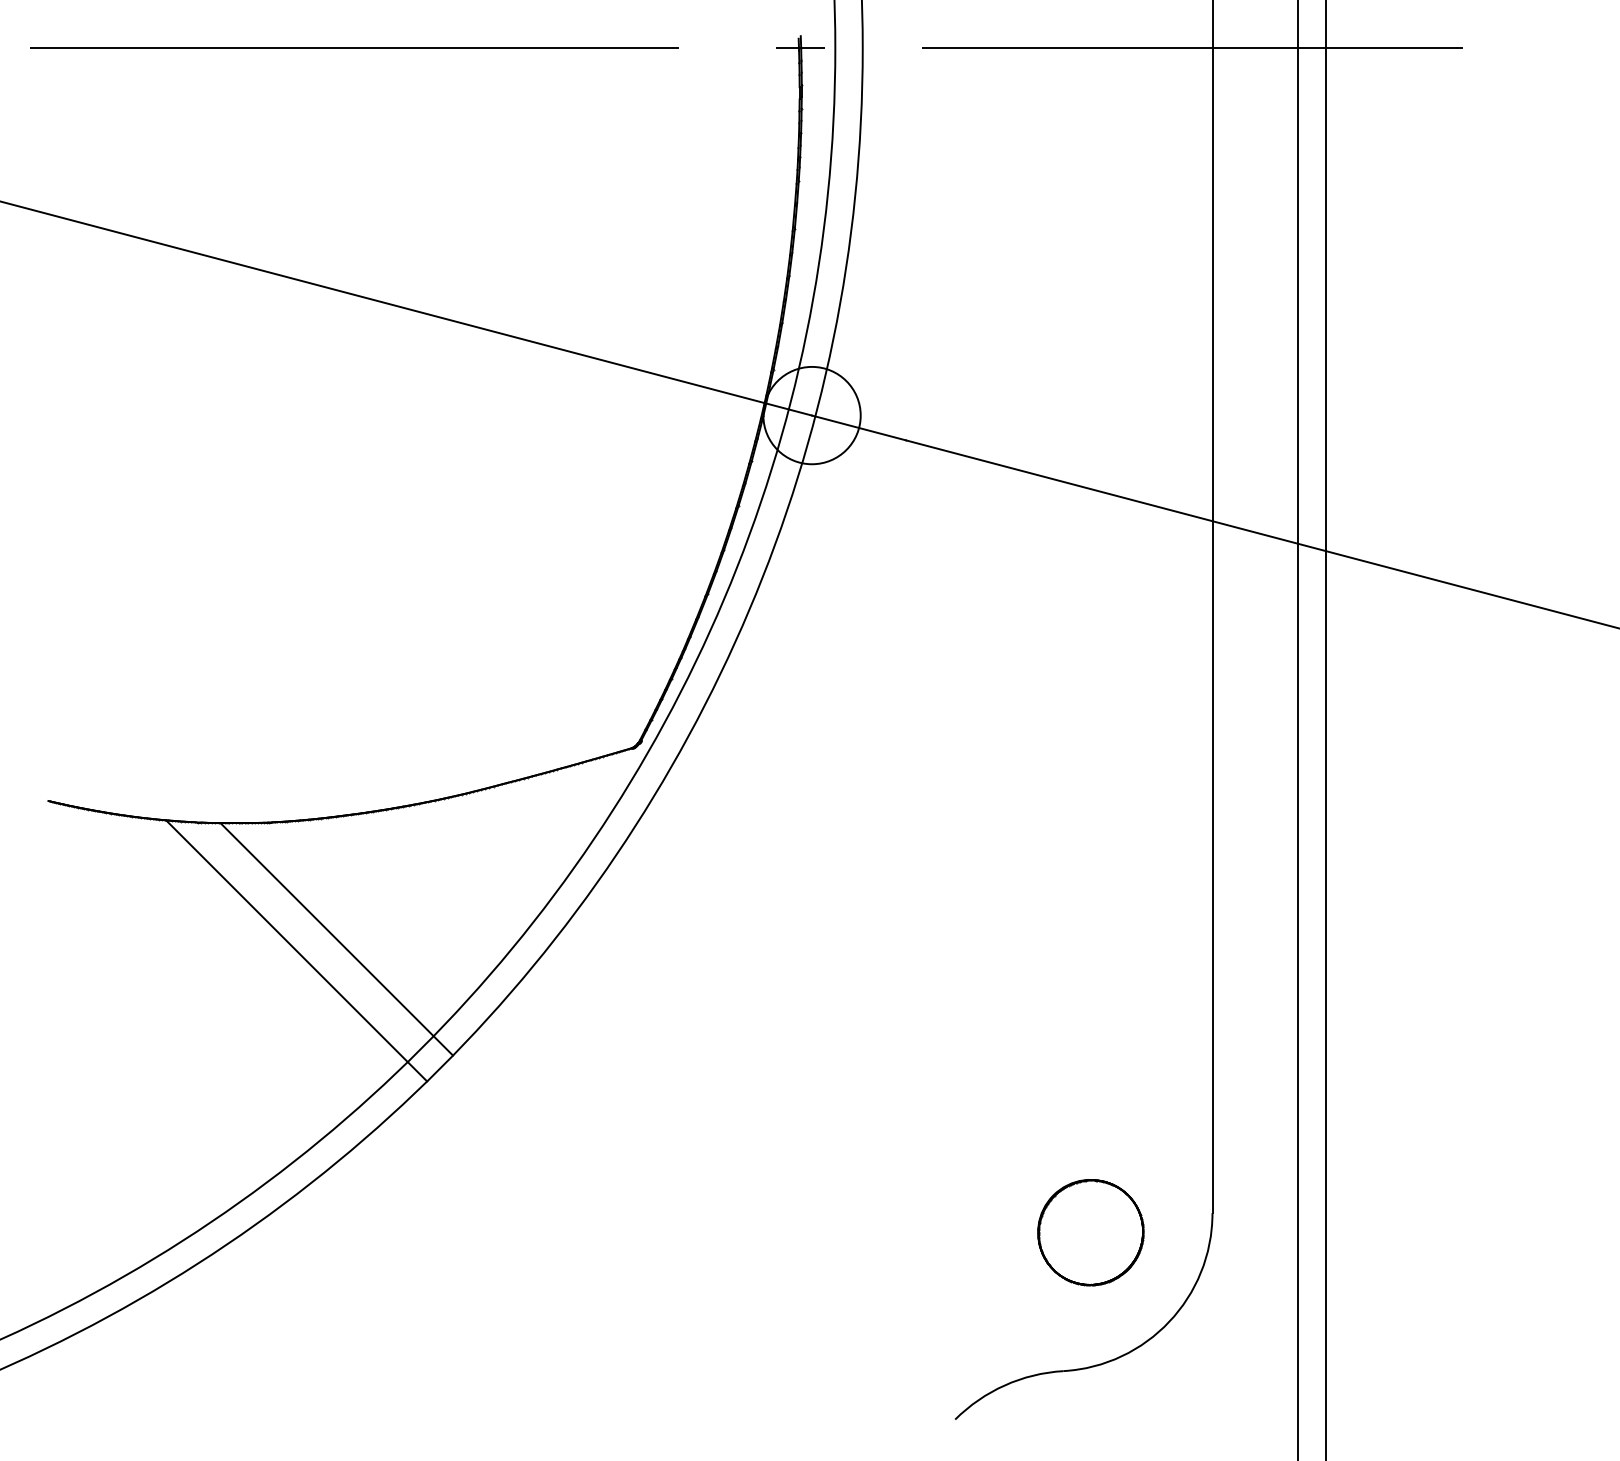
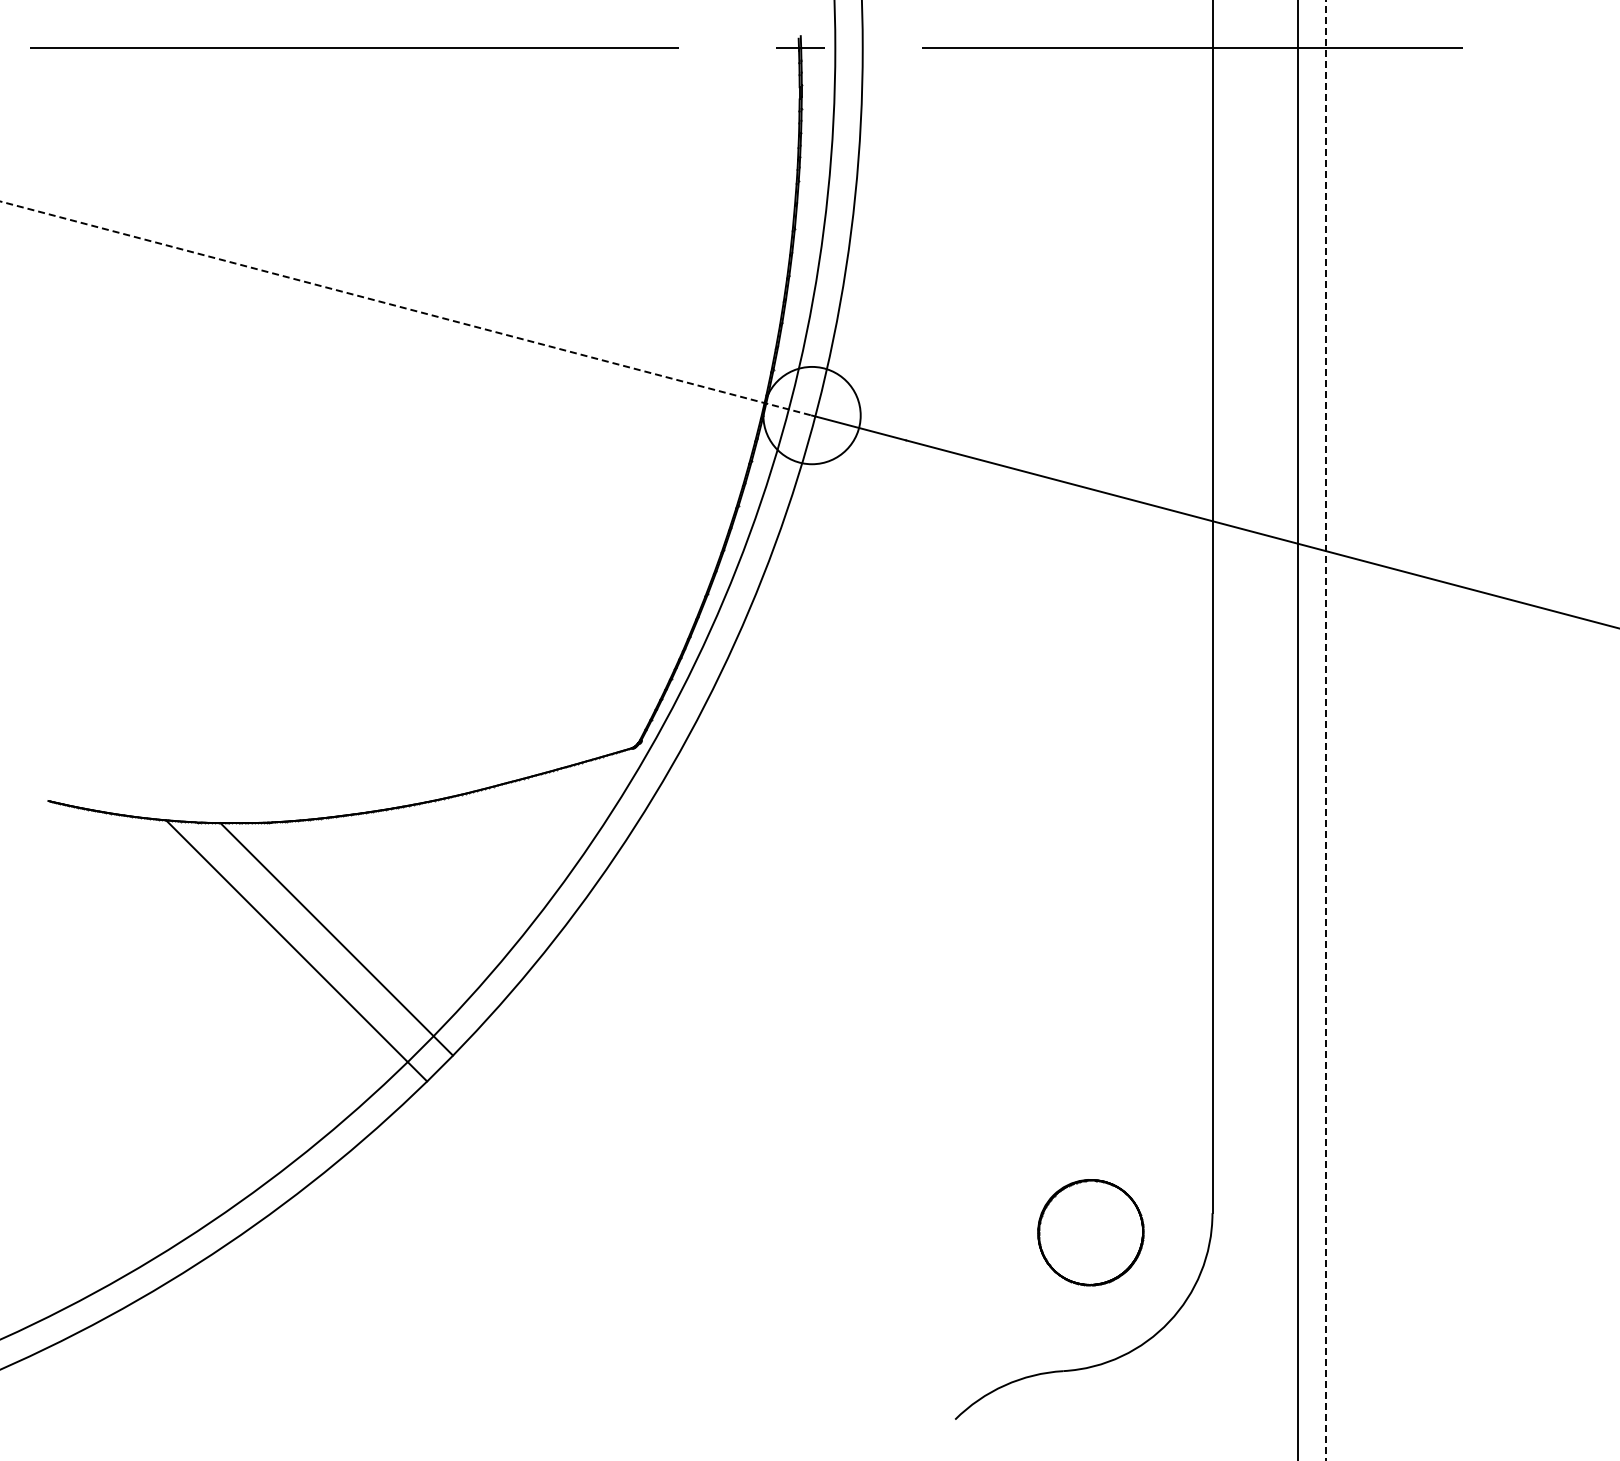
line: solid -> dashed (406, 308)
line: solid -> dashed (1326, 730)
